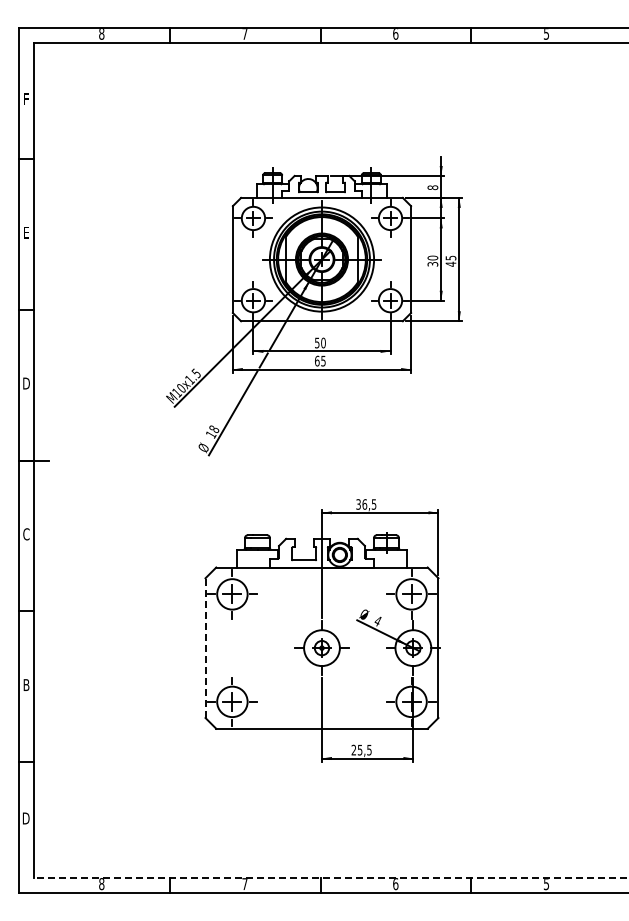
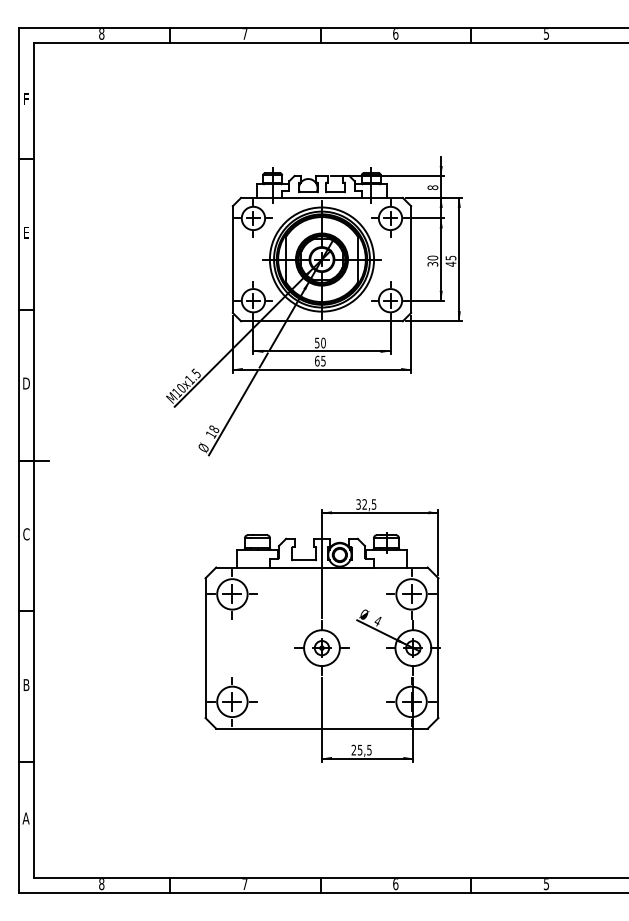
text: 36,5 -> 32,5 (364, 504)
line: dashed -> solid (205, 648)
text: D -> A (25, 818)
line: dashed -> solid (331, 878)
